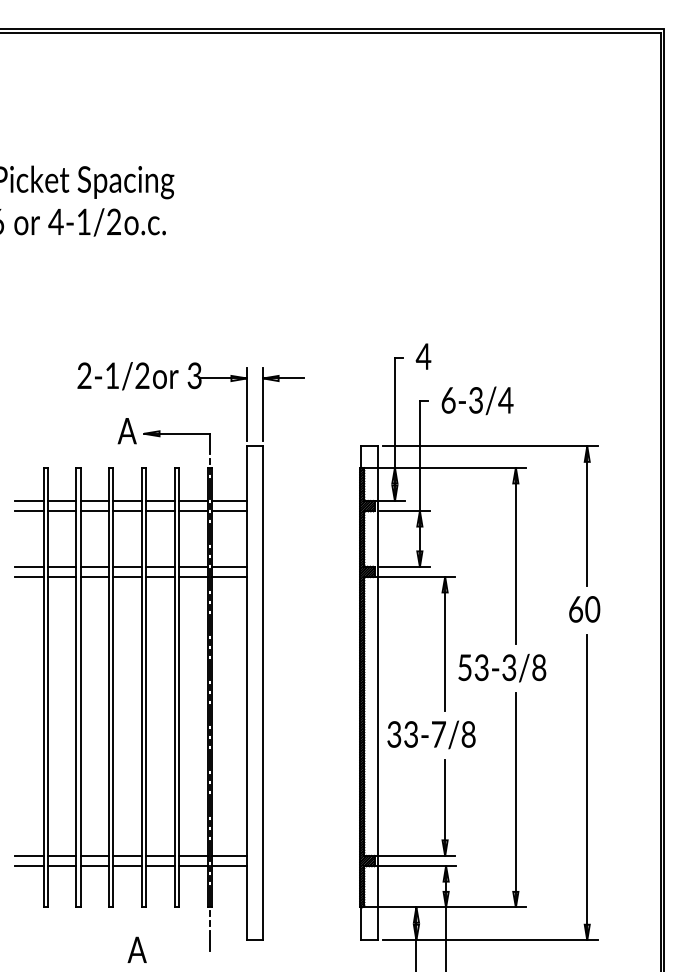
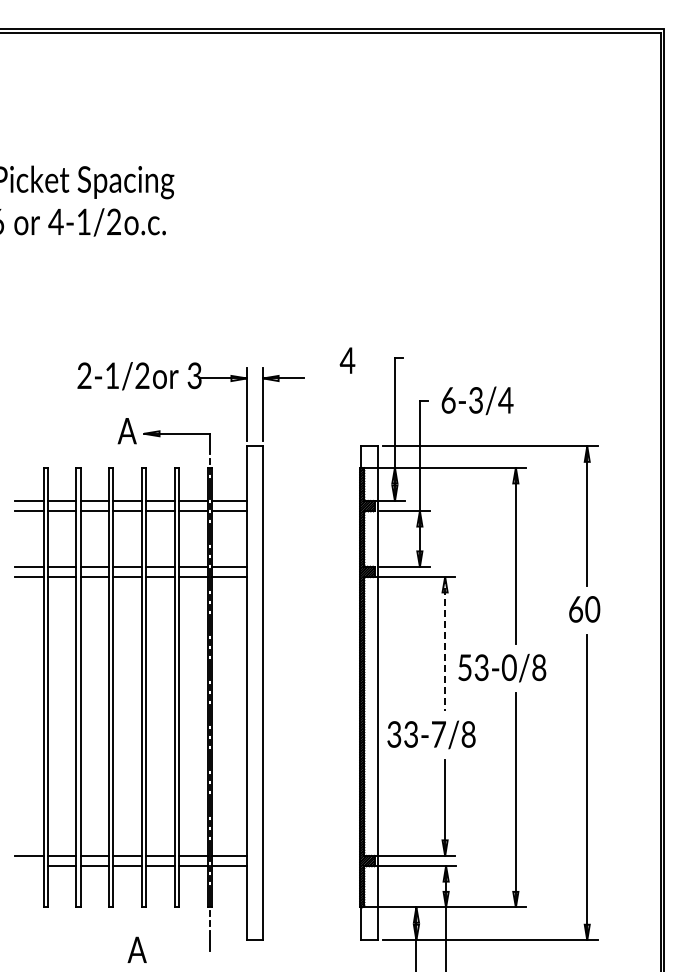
text position: (423, 356) -> (347, 360) (347, 360)
line: solid -> dashed (445, 643)
text: 53-3/8 -> 53-0/8 (508, 667)
line: present -> none (28, 866)
